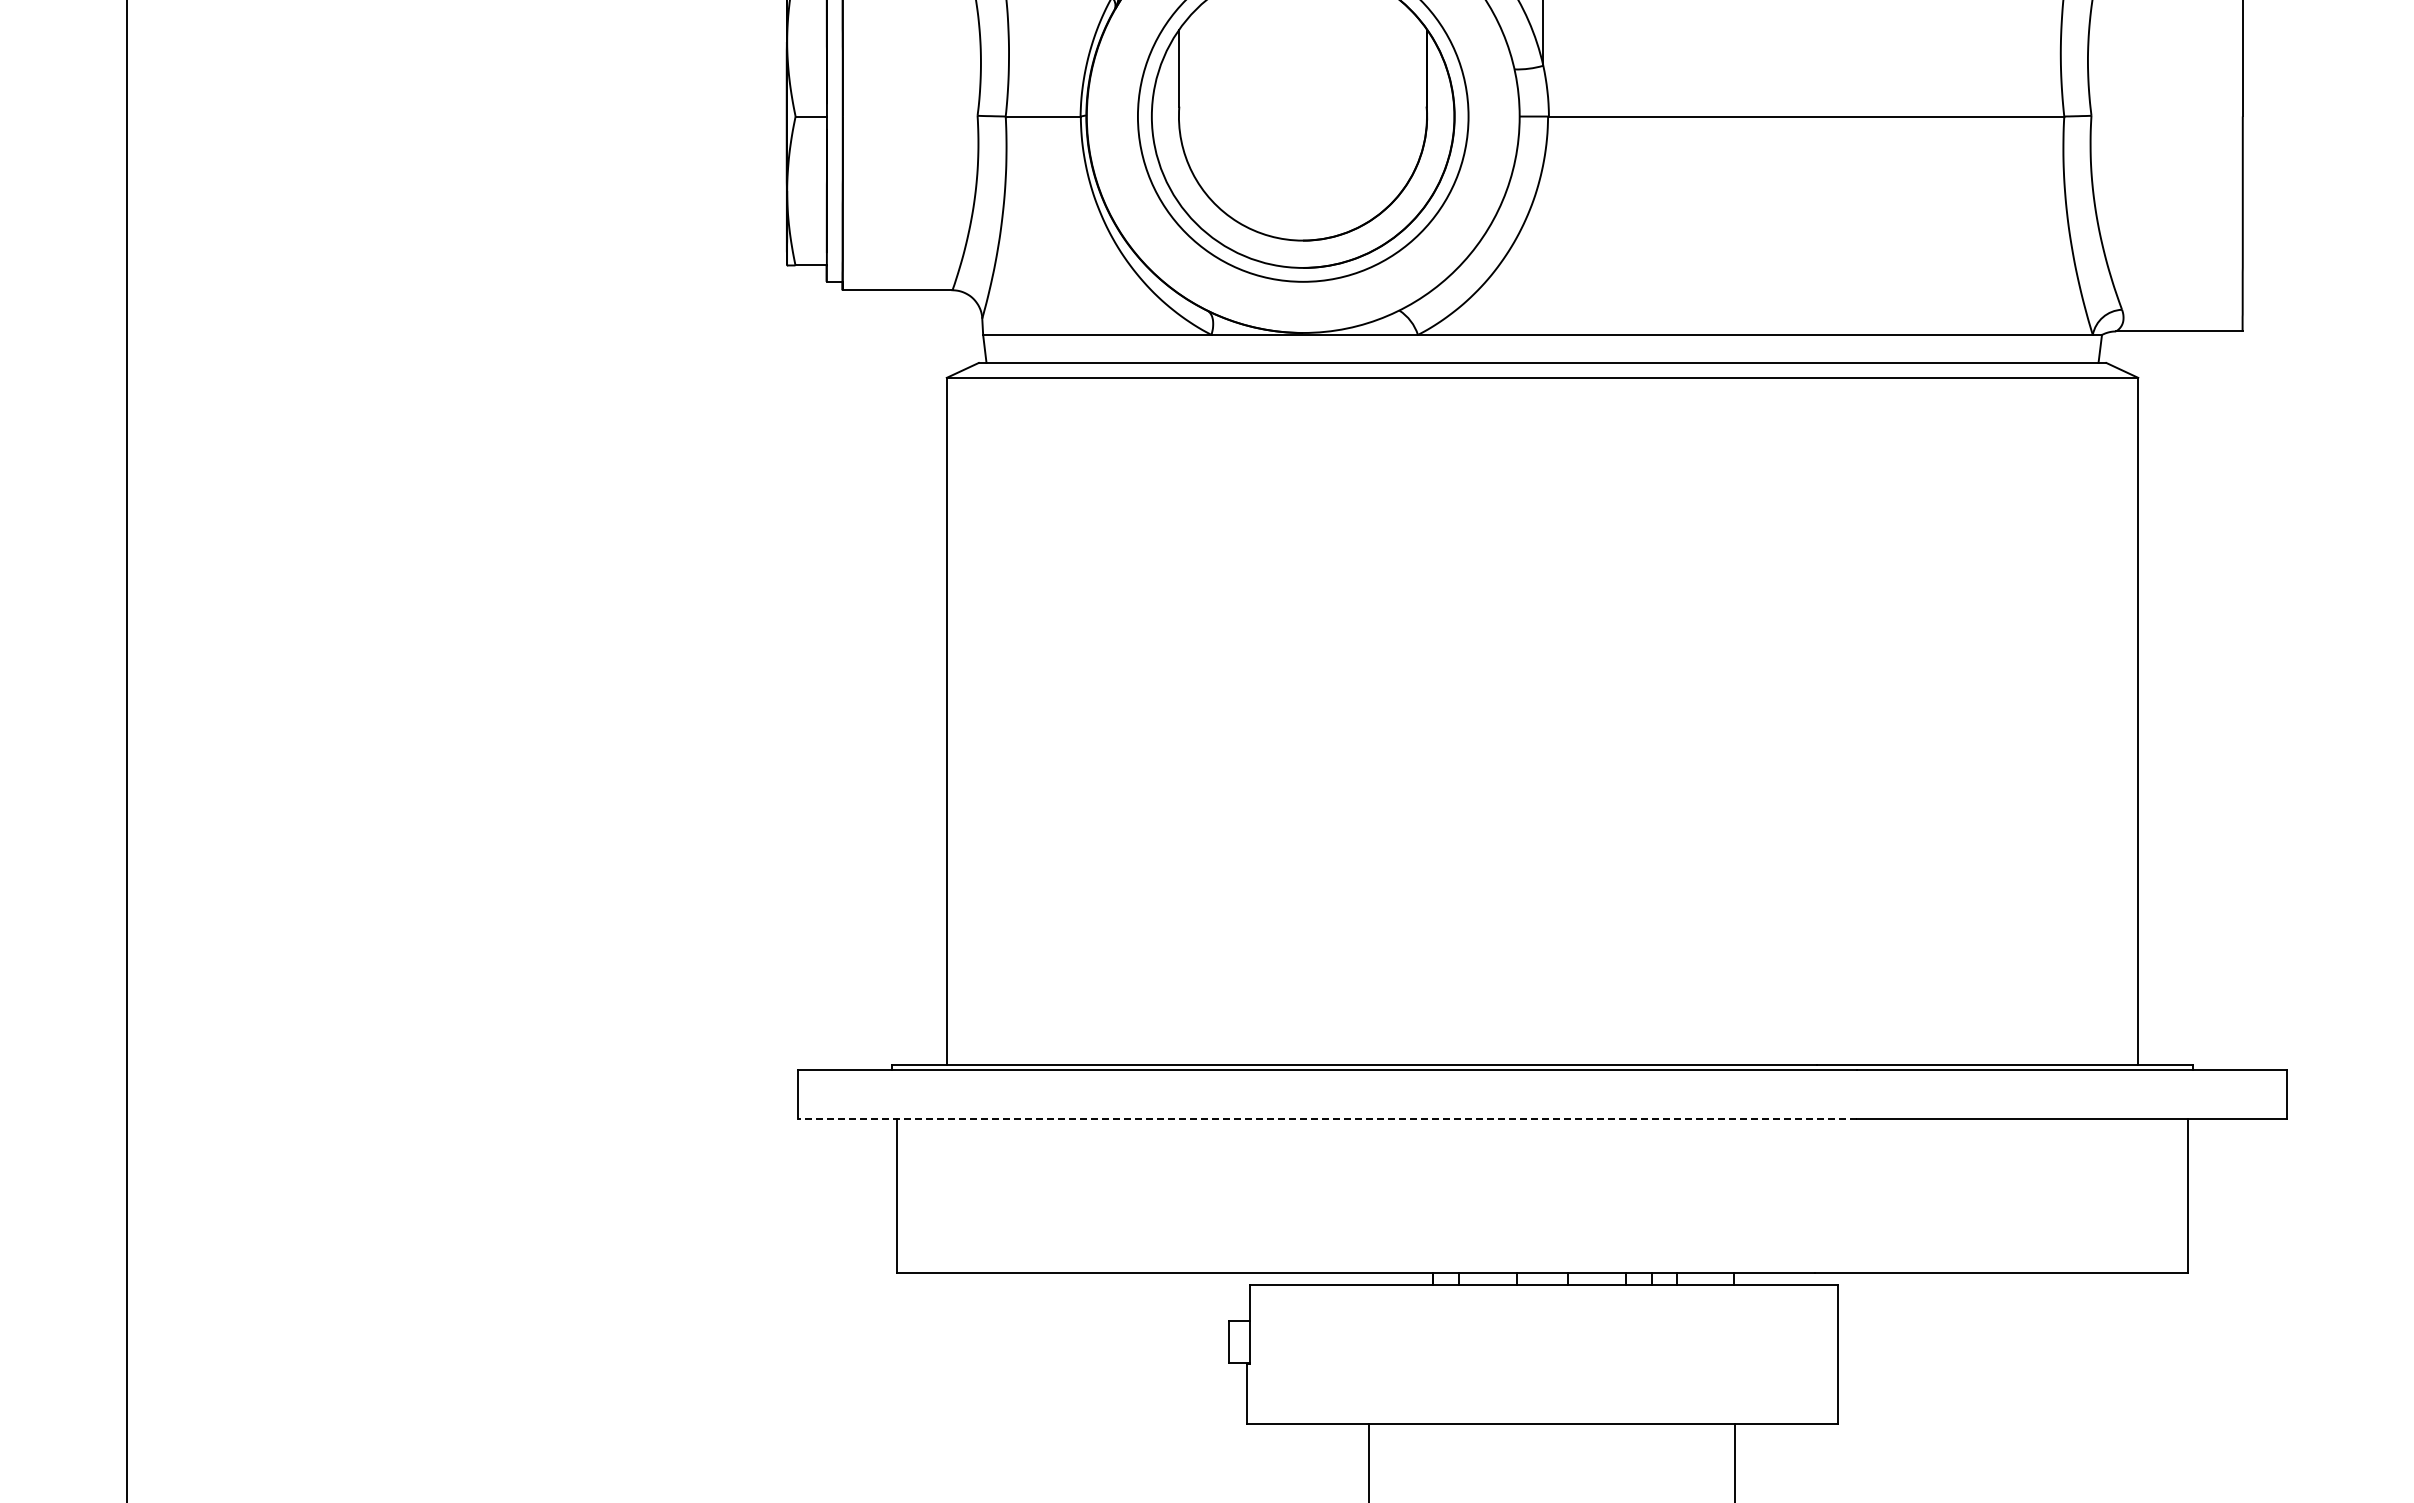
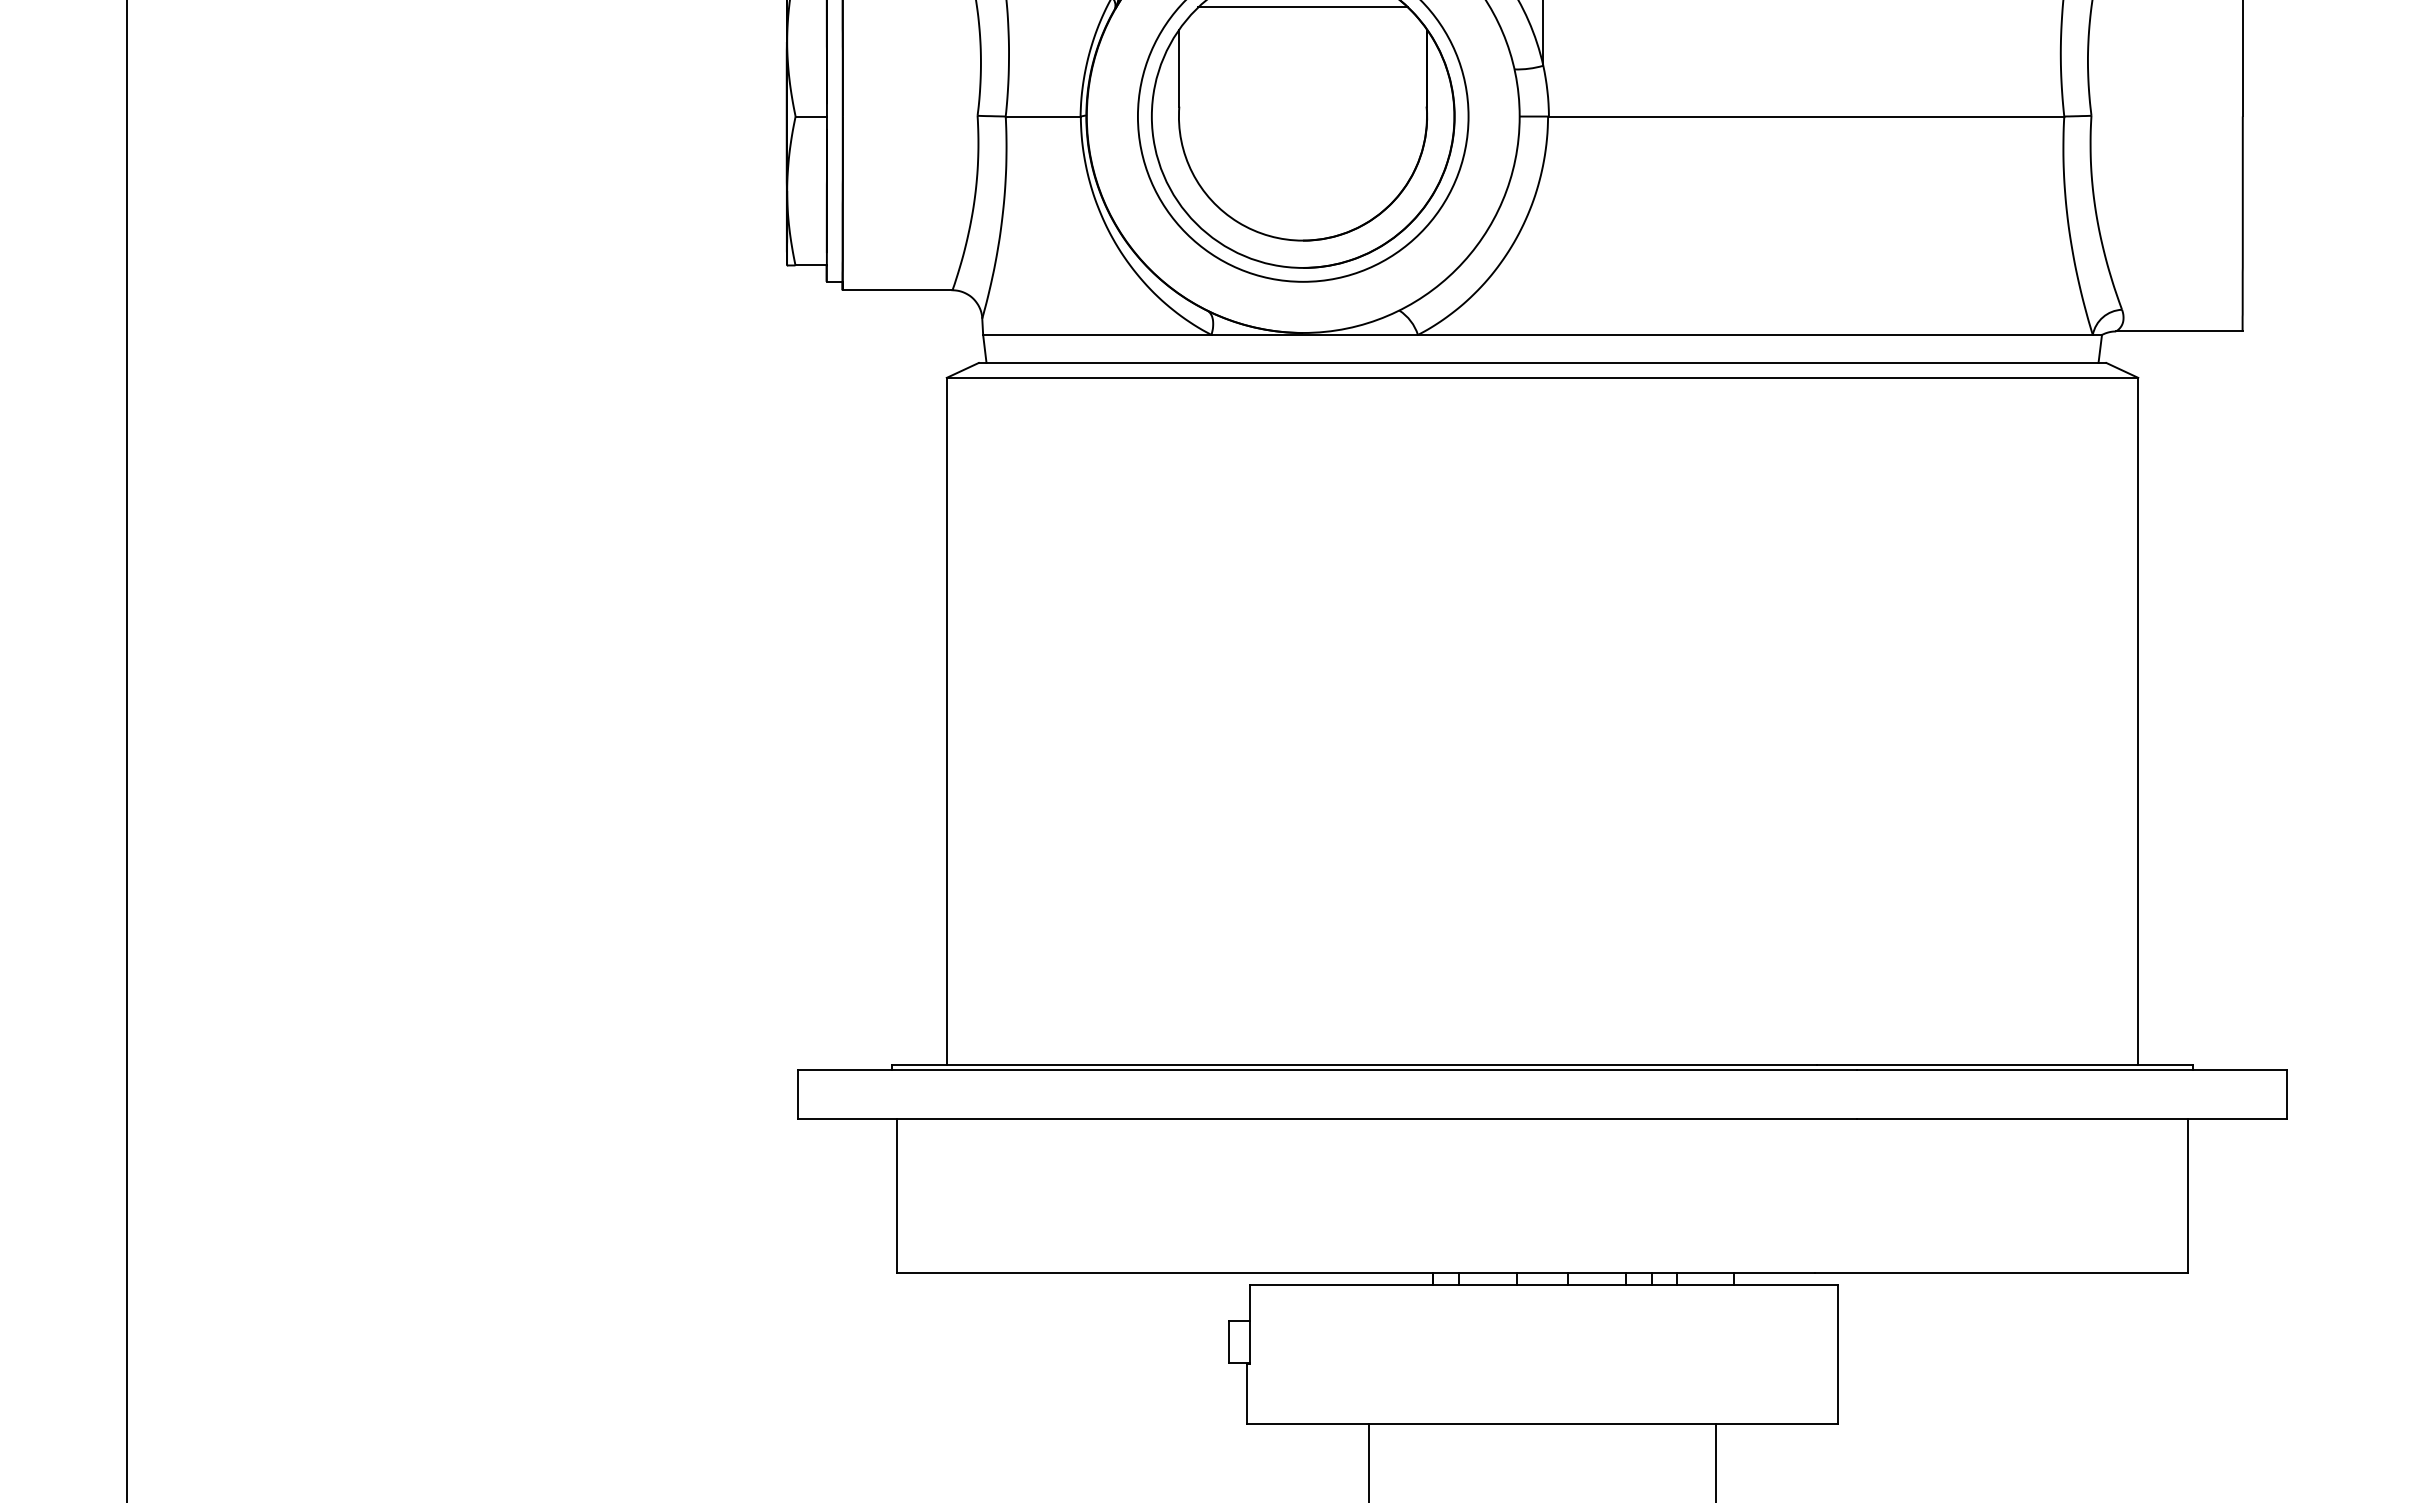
line: none -> present (1302, 7)
line: dashed -> solid (1327, 1119)
line position: (1735, 1461) -> (1716, 1461) (1716, 1461)
